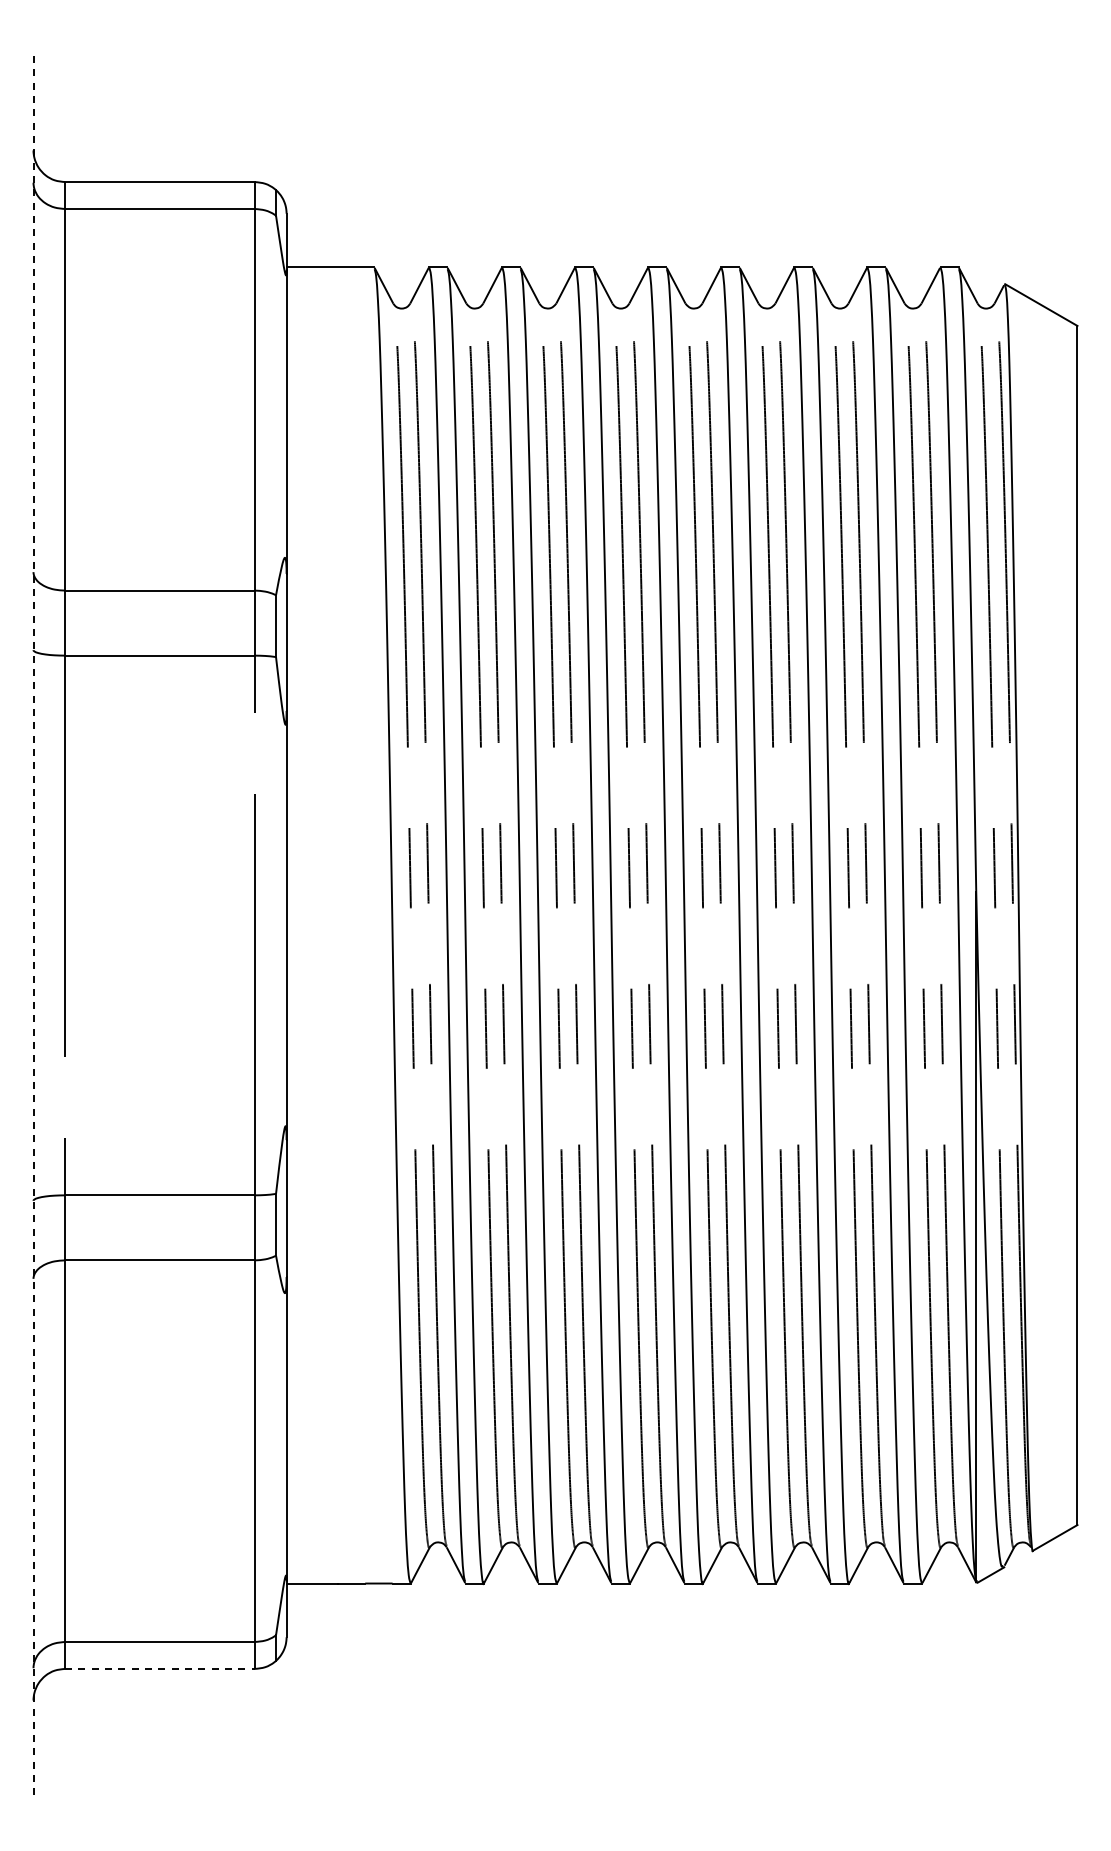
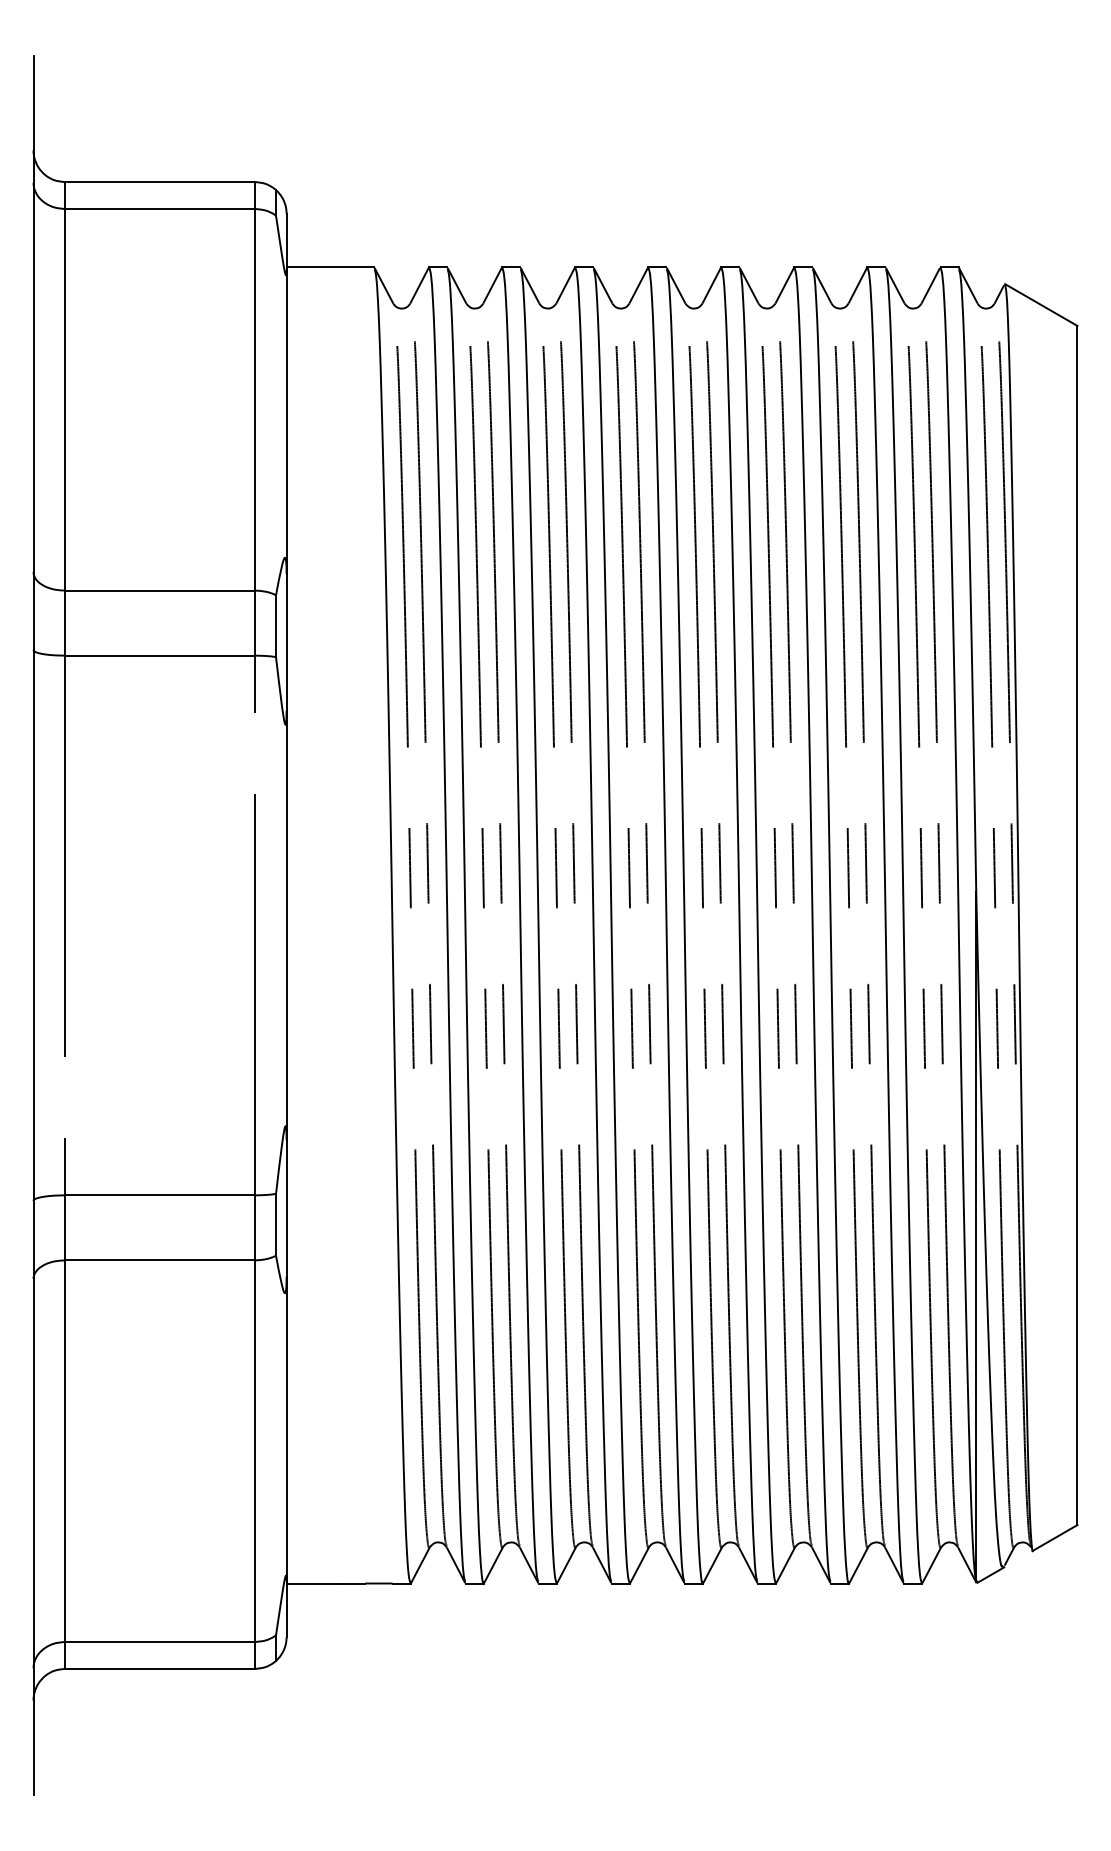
line: dashed -> solid (33, 925)
line: dashed -> solid (160, 1668)
